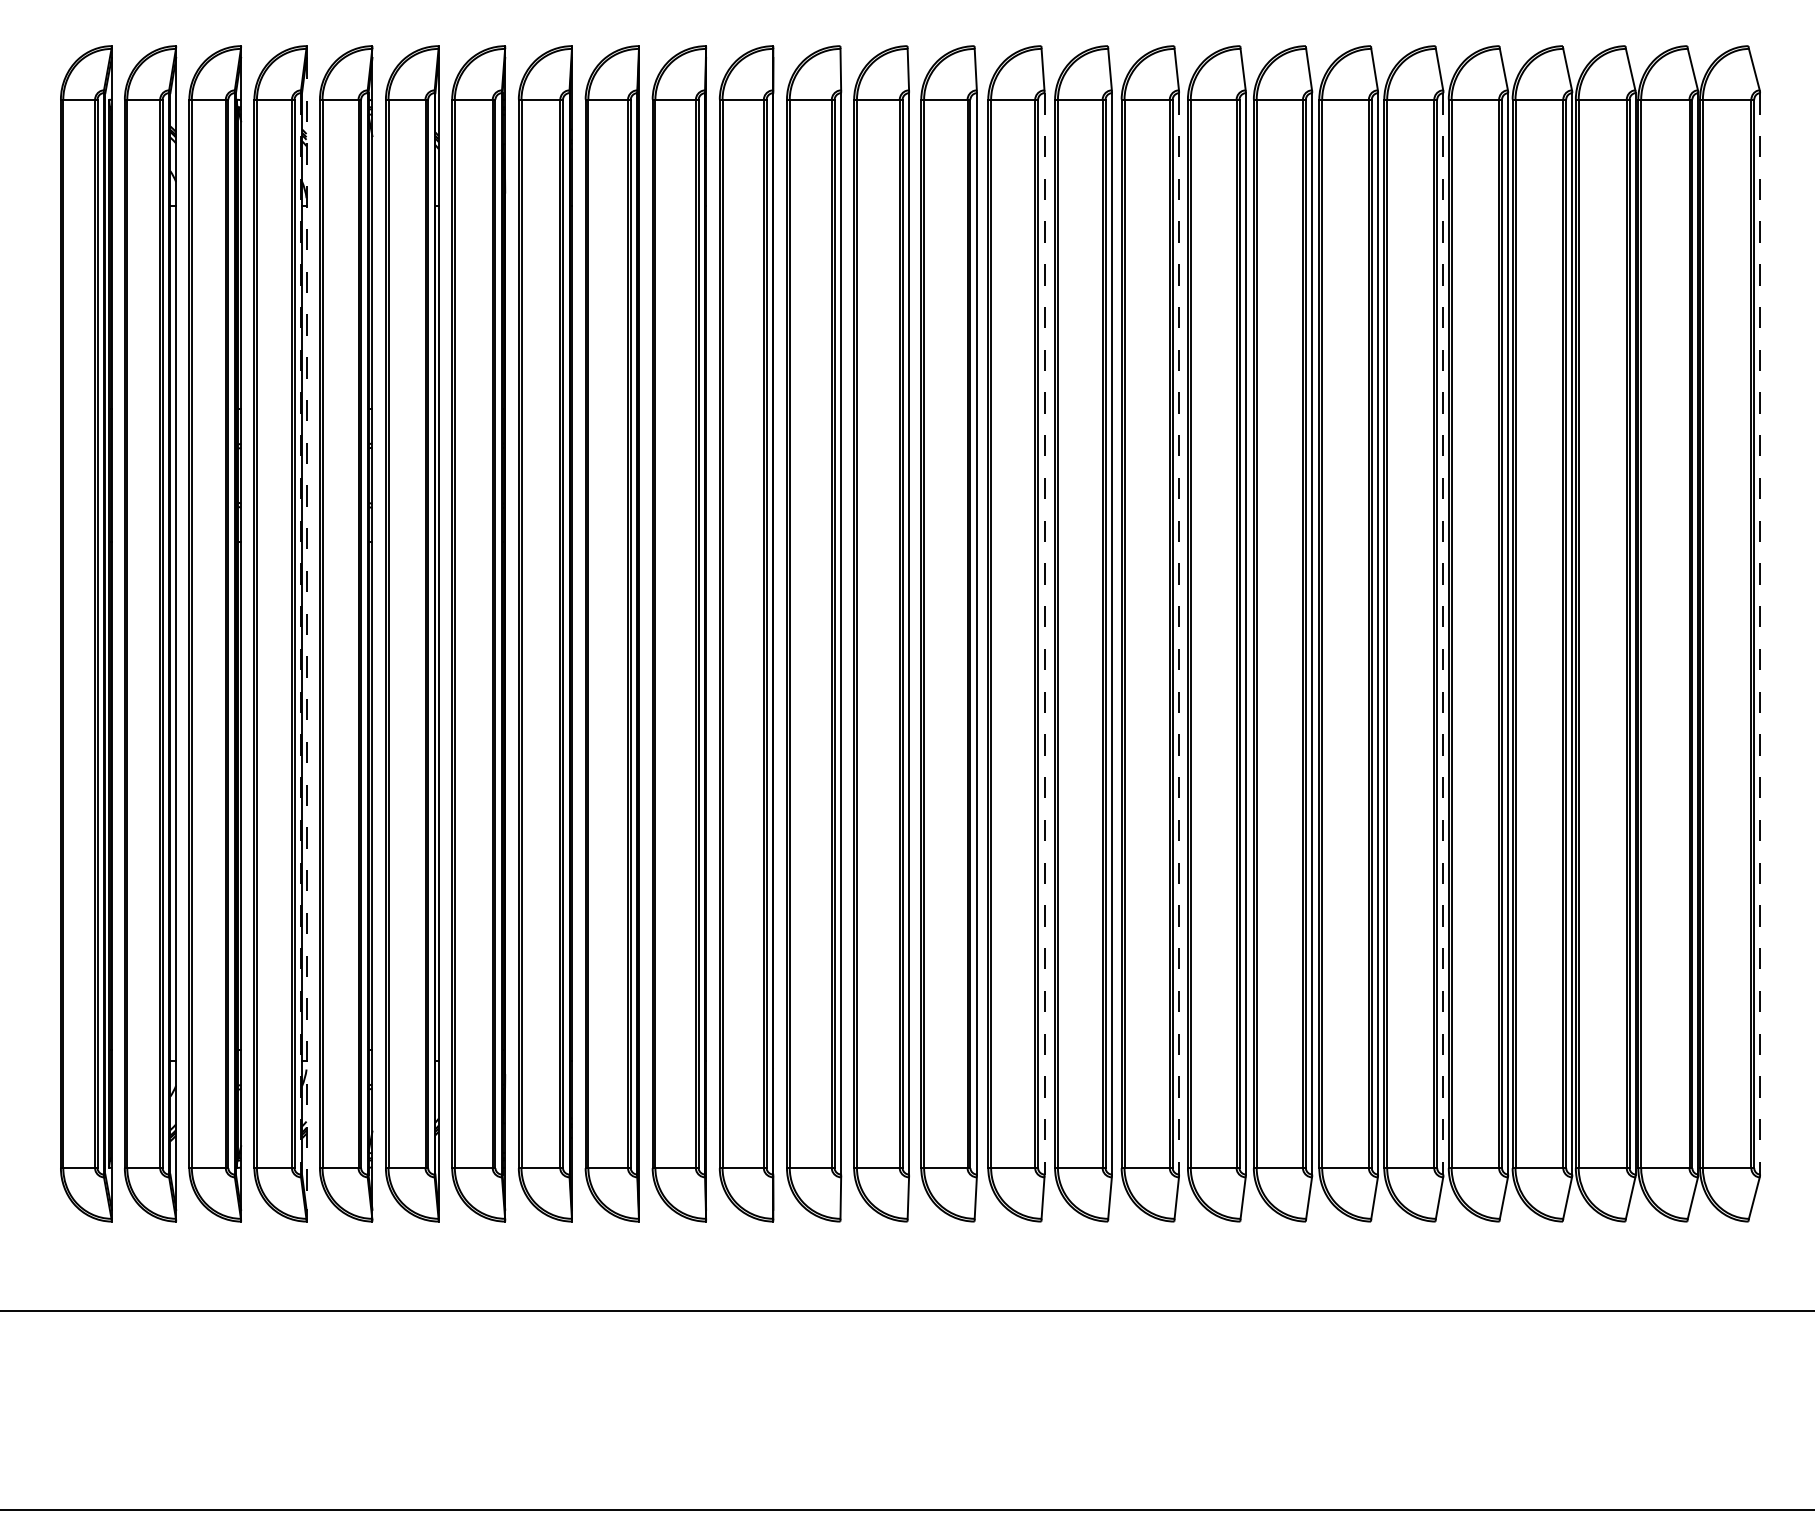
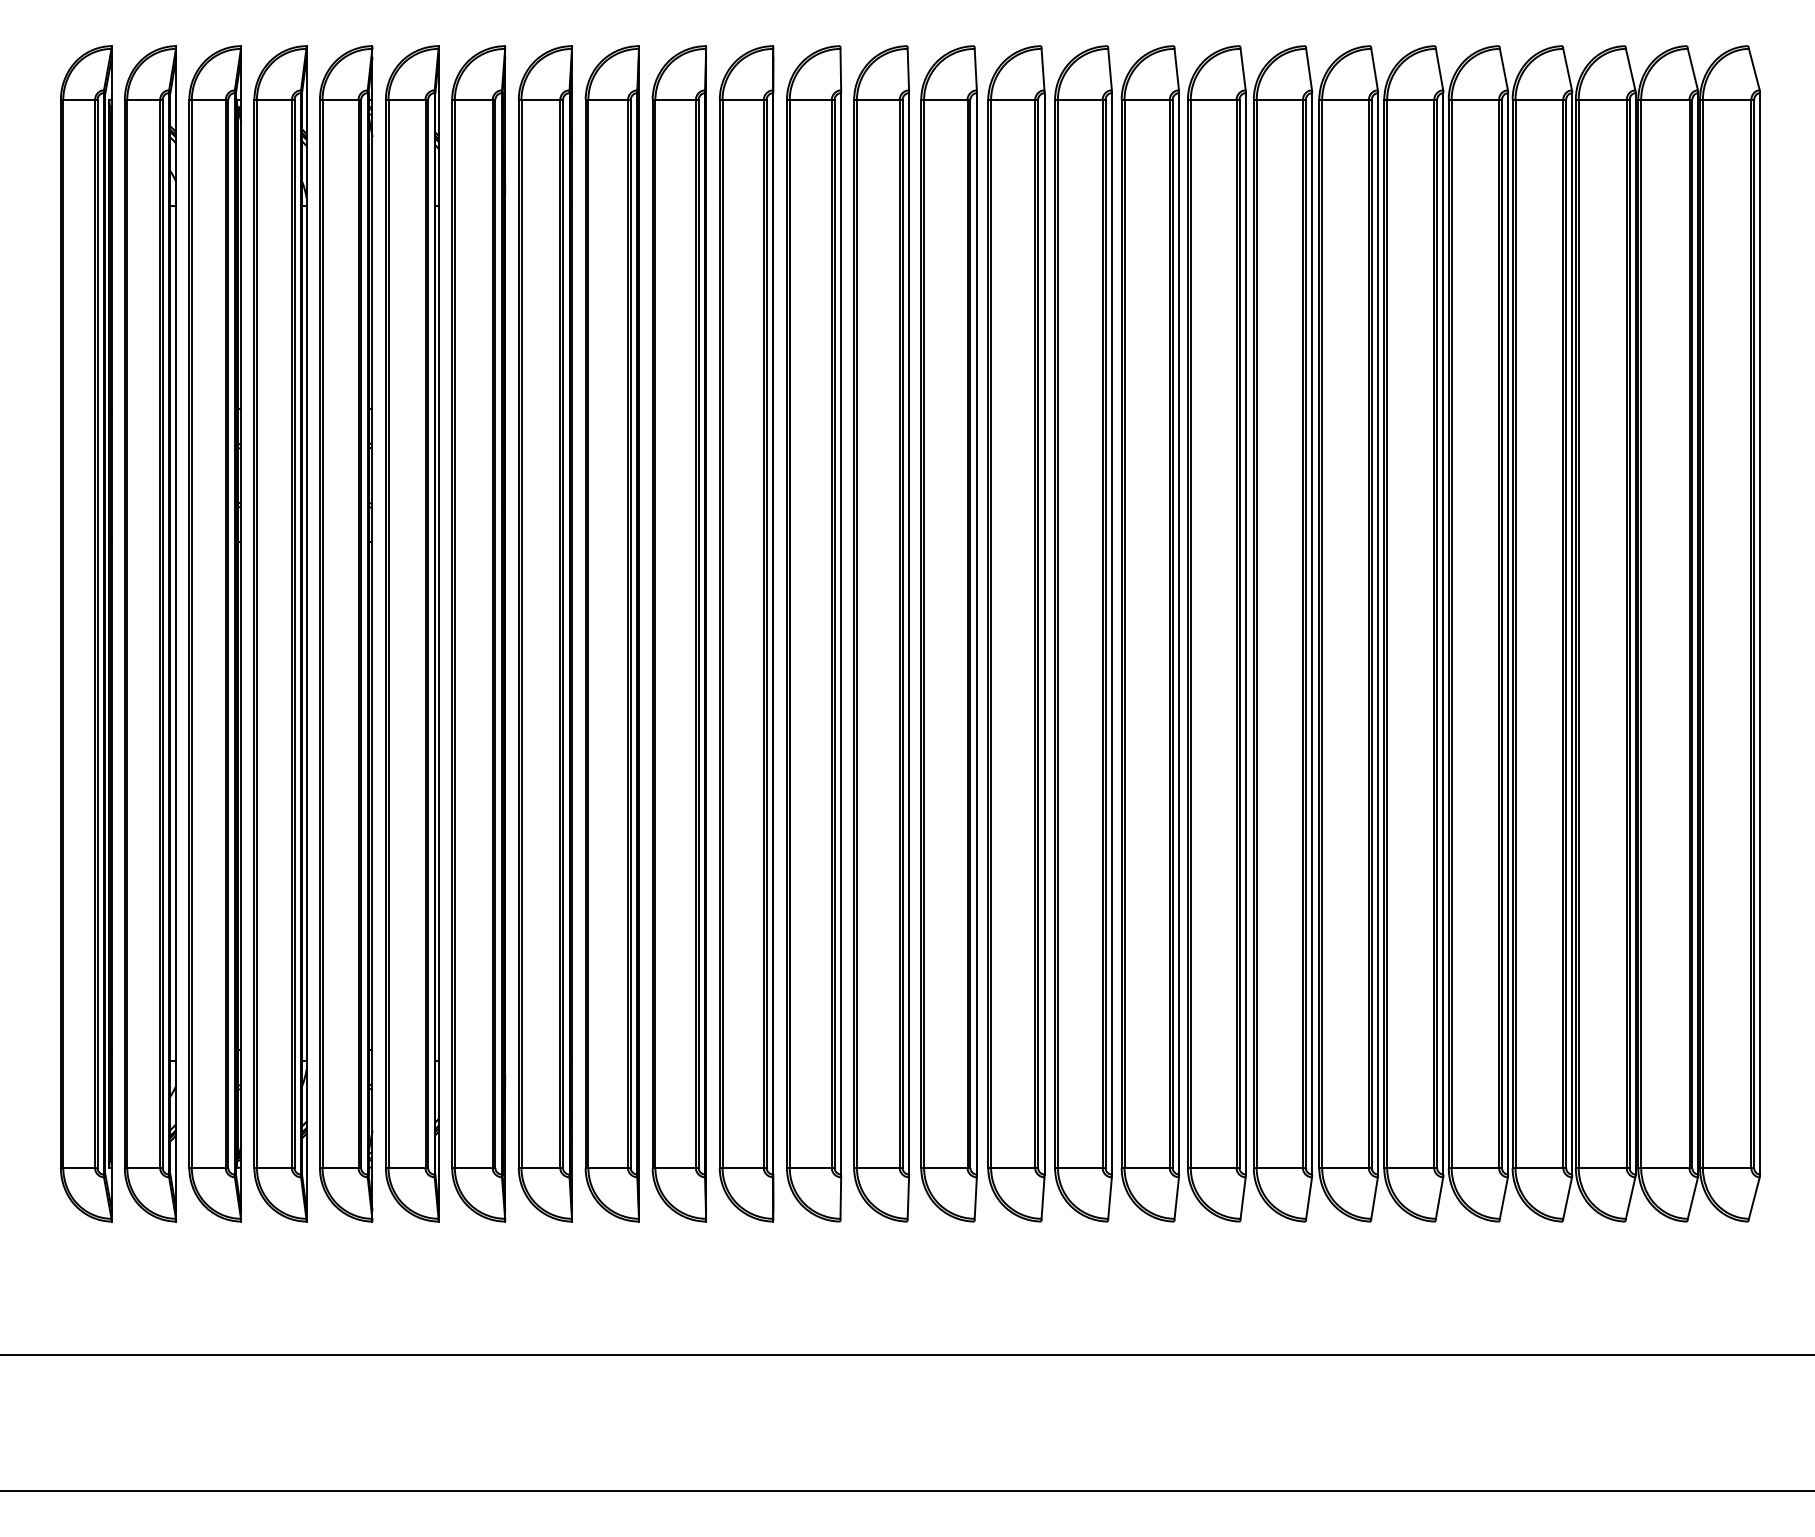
line: dashed -> solid (300, 633)
line: dashed -> solid (306, 633)
line: dashed -> solid (1044, 633)
line: dashed -> solid (1179, 633)
line: dashed -> solid (1443, 633)
line: dashed -> solid (1760, 633)
line position: (906, 1311) -> (906, 1355) (906, 1355)
line position: (906, 1509) -> (906, 1490) (906, 1490)
